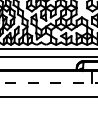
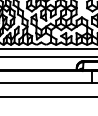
line: dashed -> solid (49, 83)
